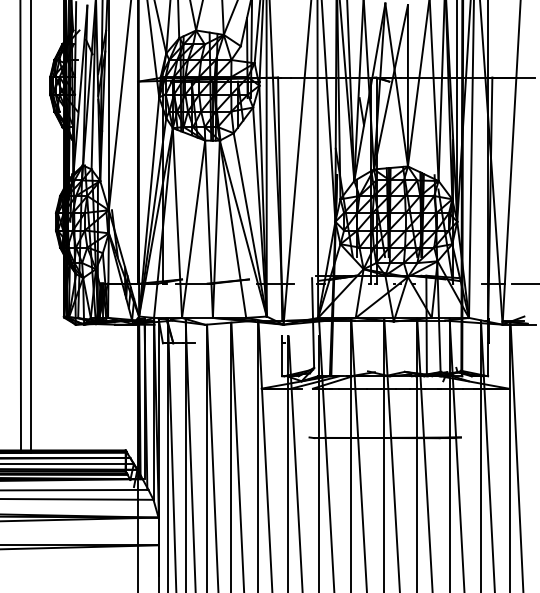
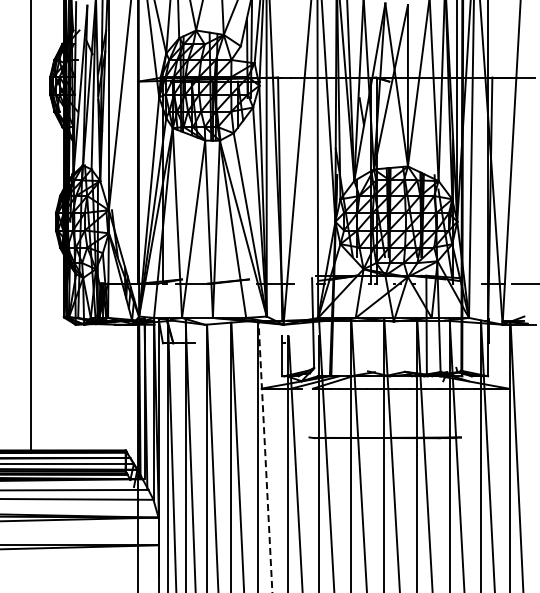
line: present -> none (20, 227)
line: solid -> dashed (265, 456)
